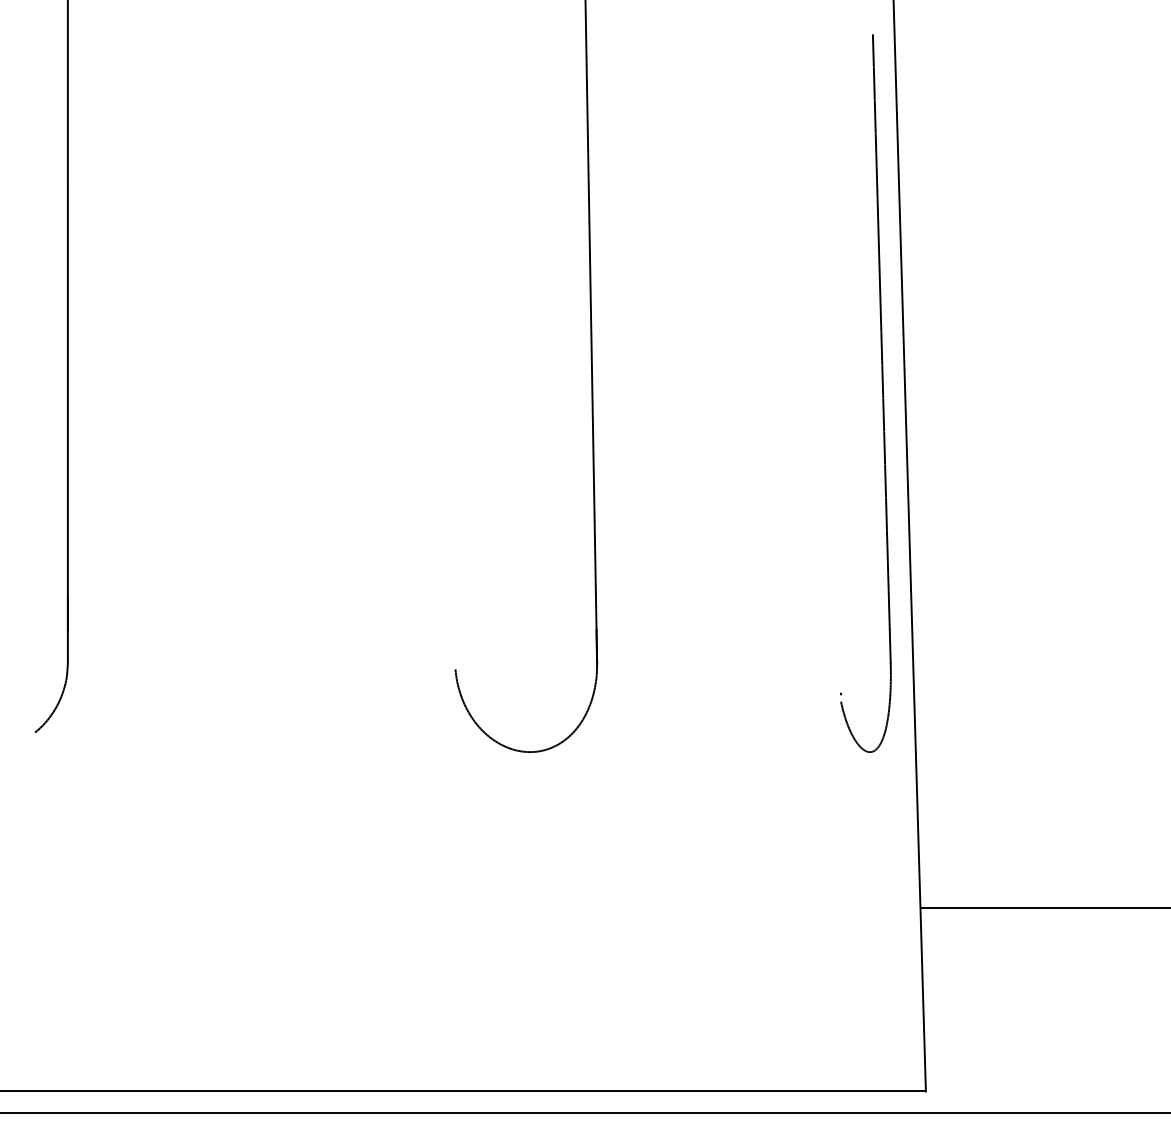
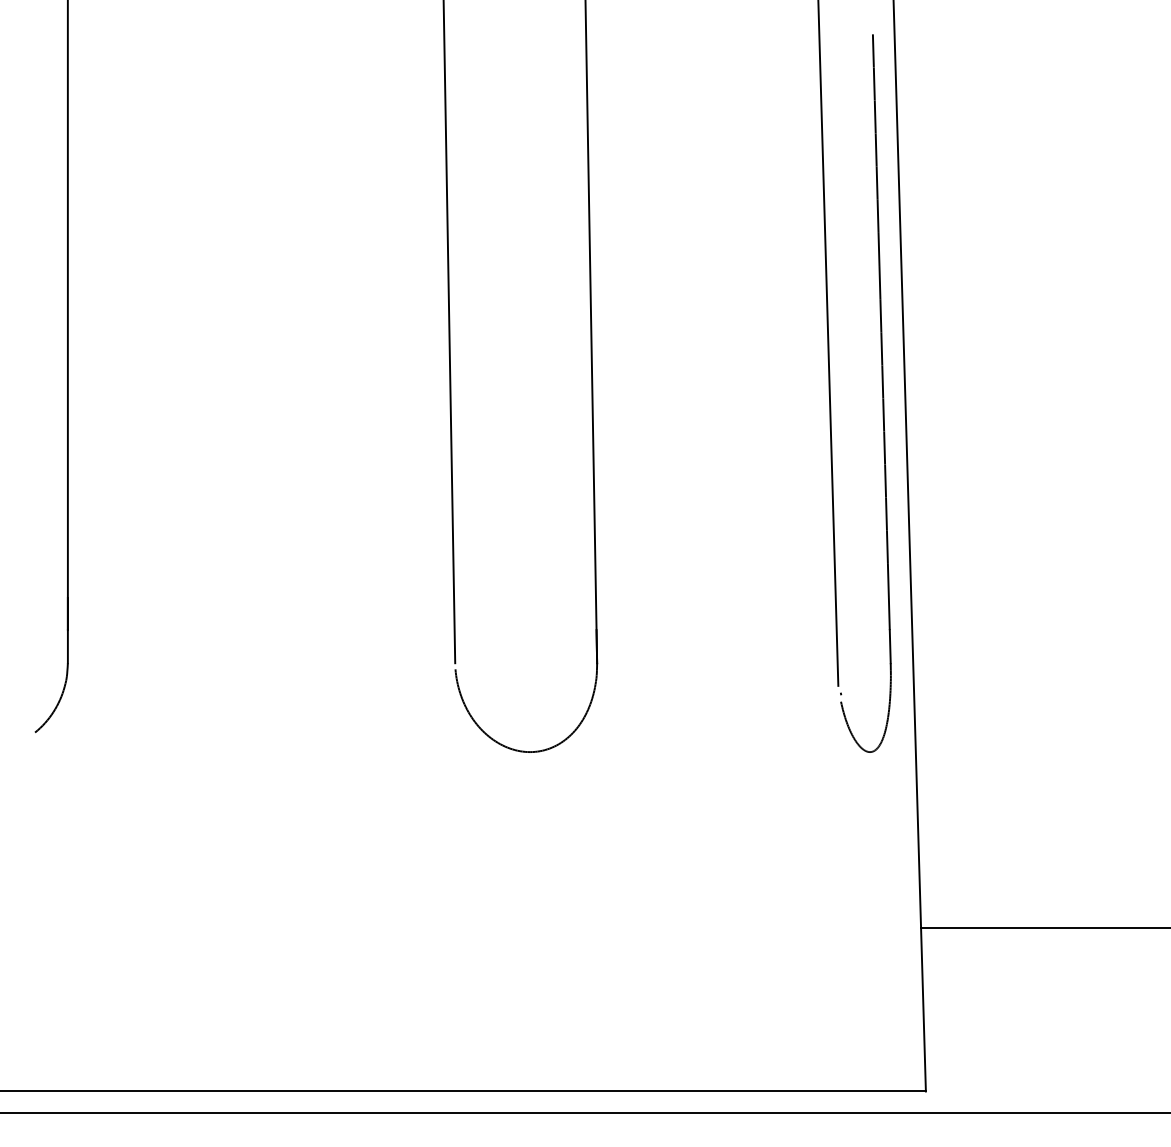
line: none -> present (449, 332)
line: none -> present (828, 343)
line position: (1044, 908) -> (1044, 928) (1044, 928)
